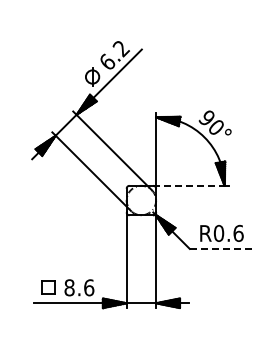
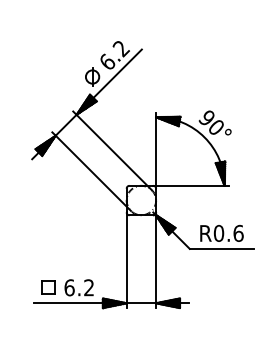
line: dashed -> solid (188, 185)
line: dashed -> solid (221, 248)
text: 8.6 -> 6.2 (79, 287)
